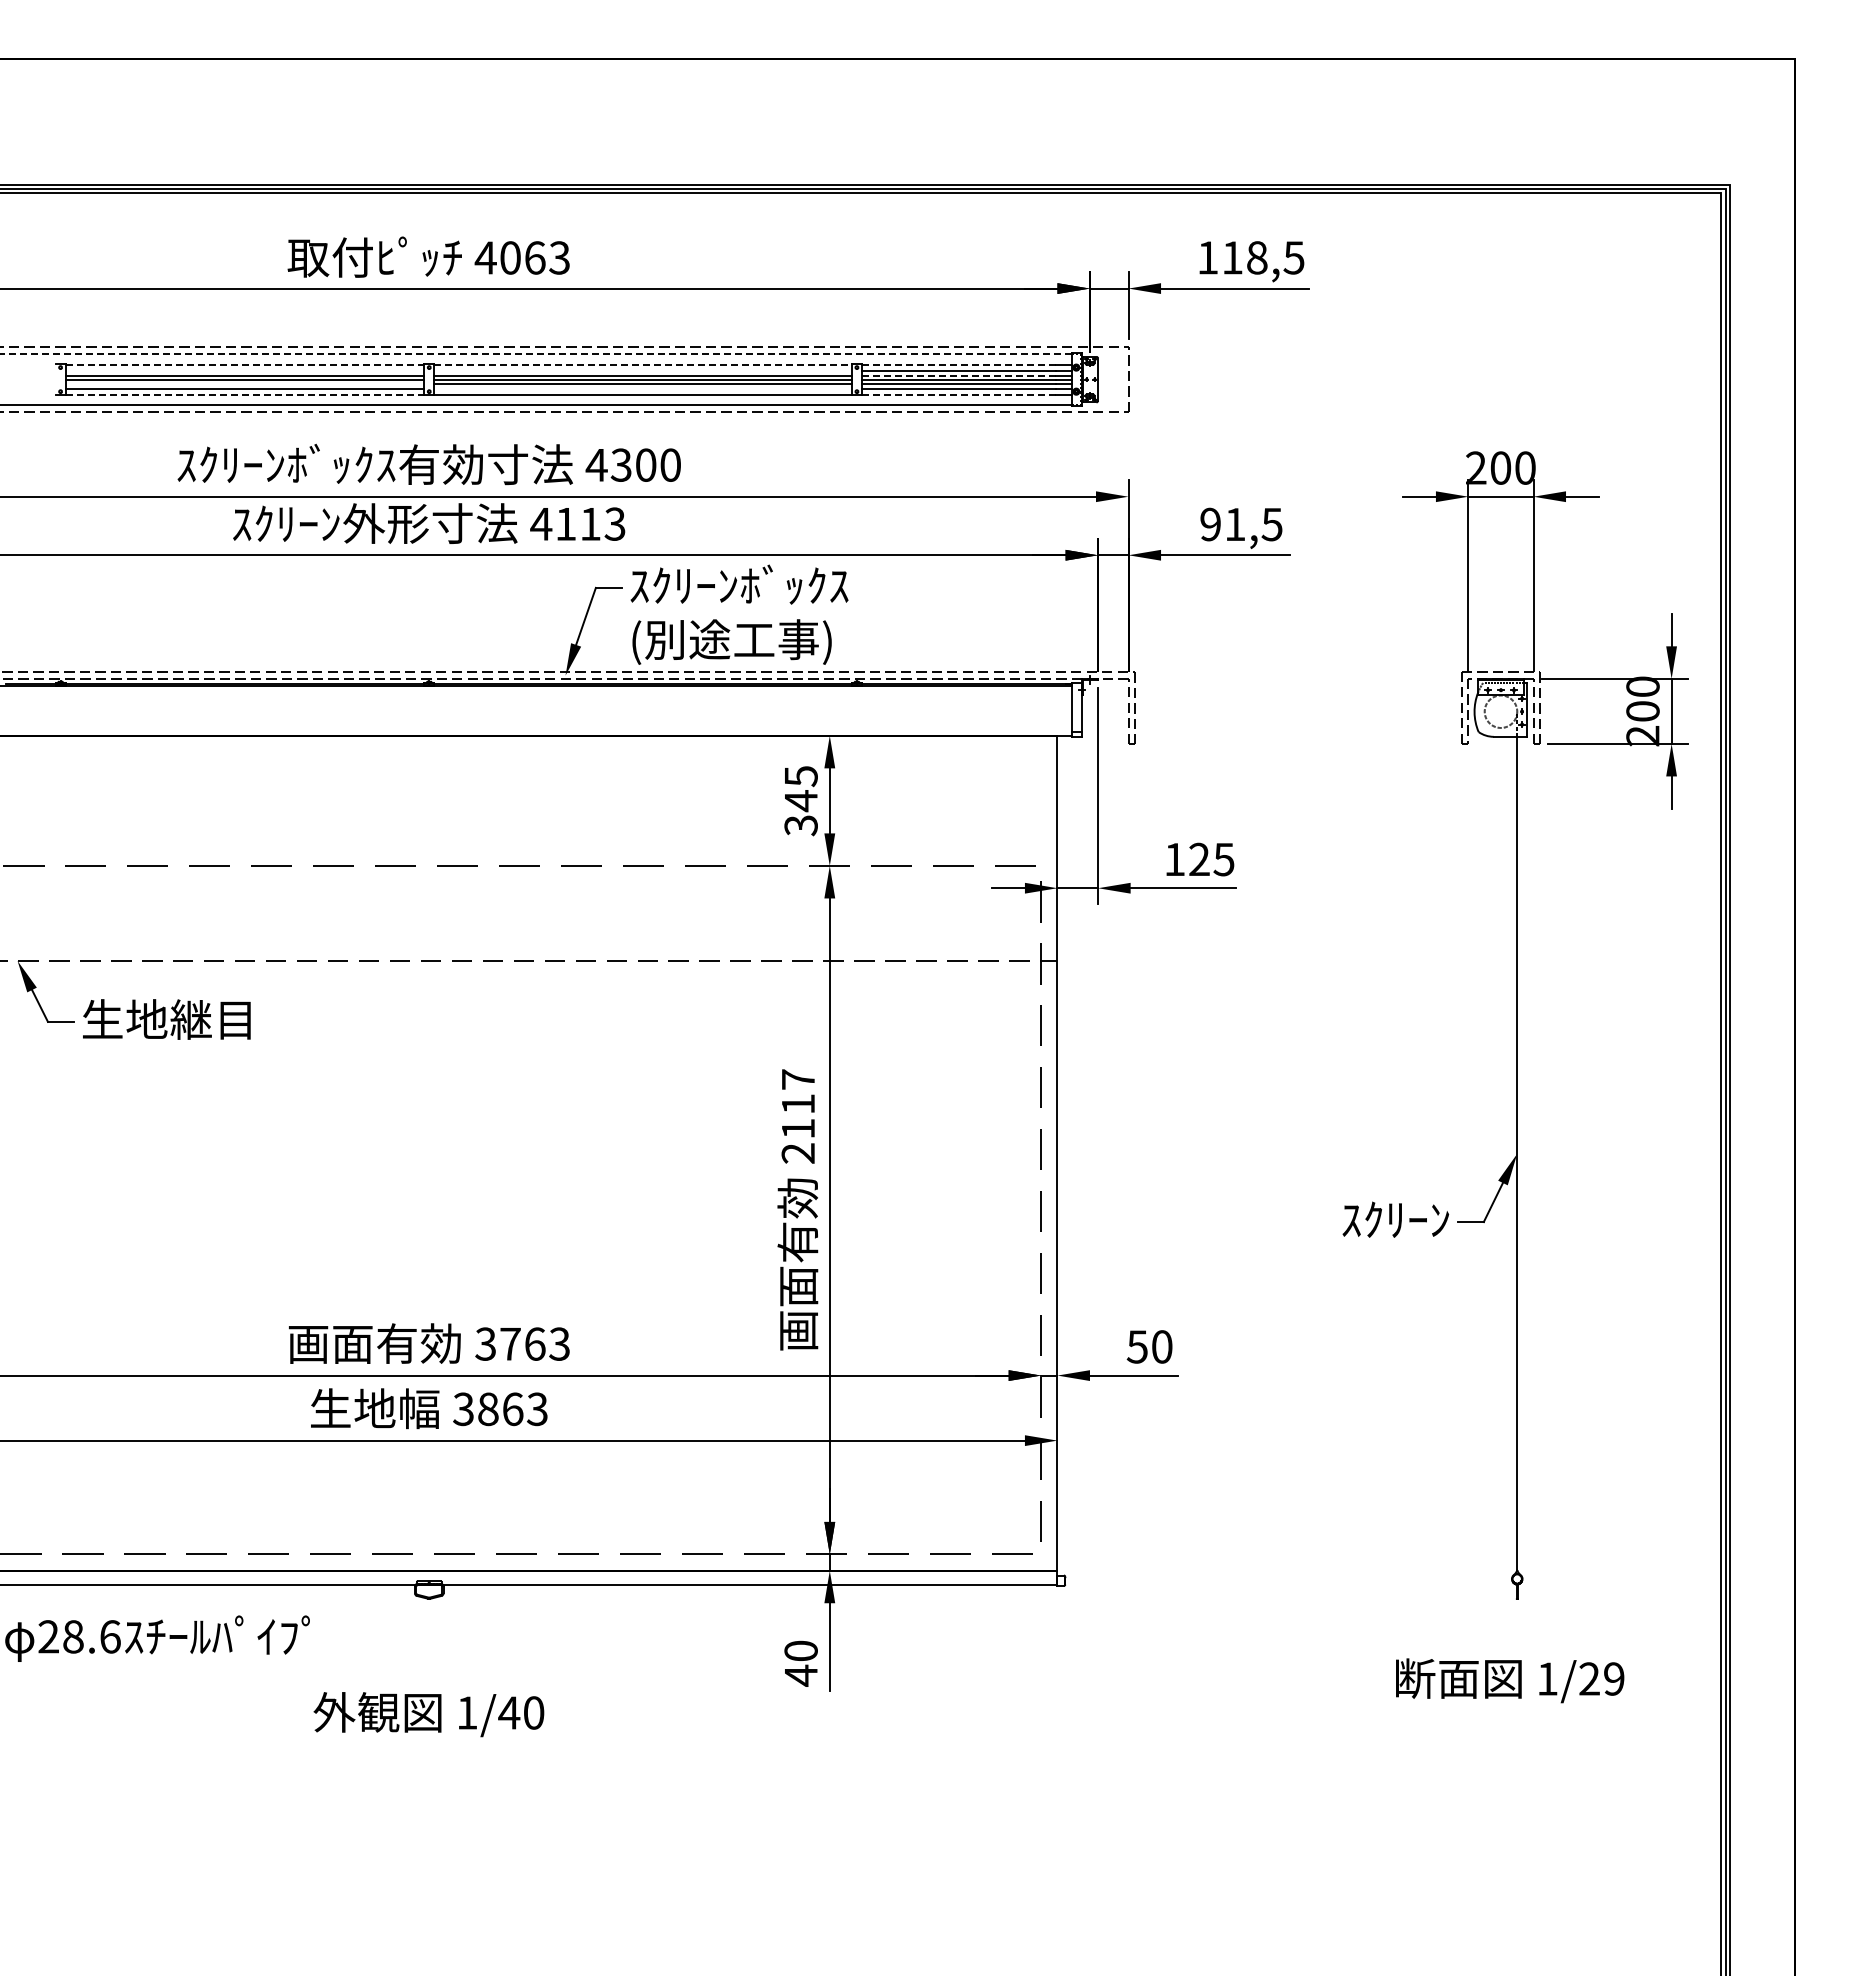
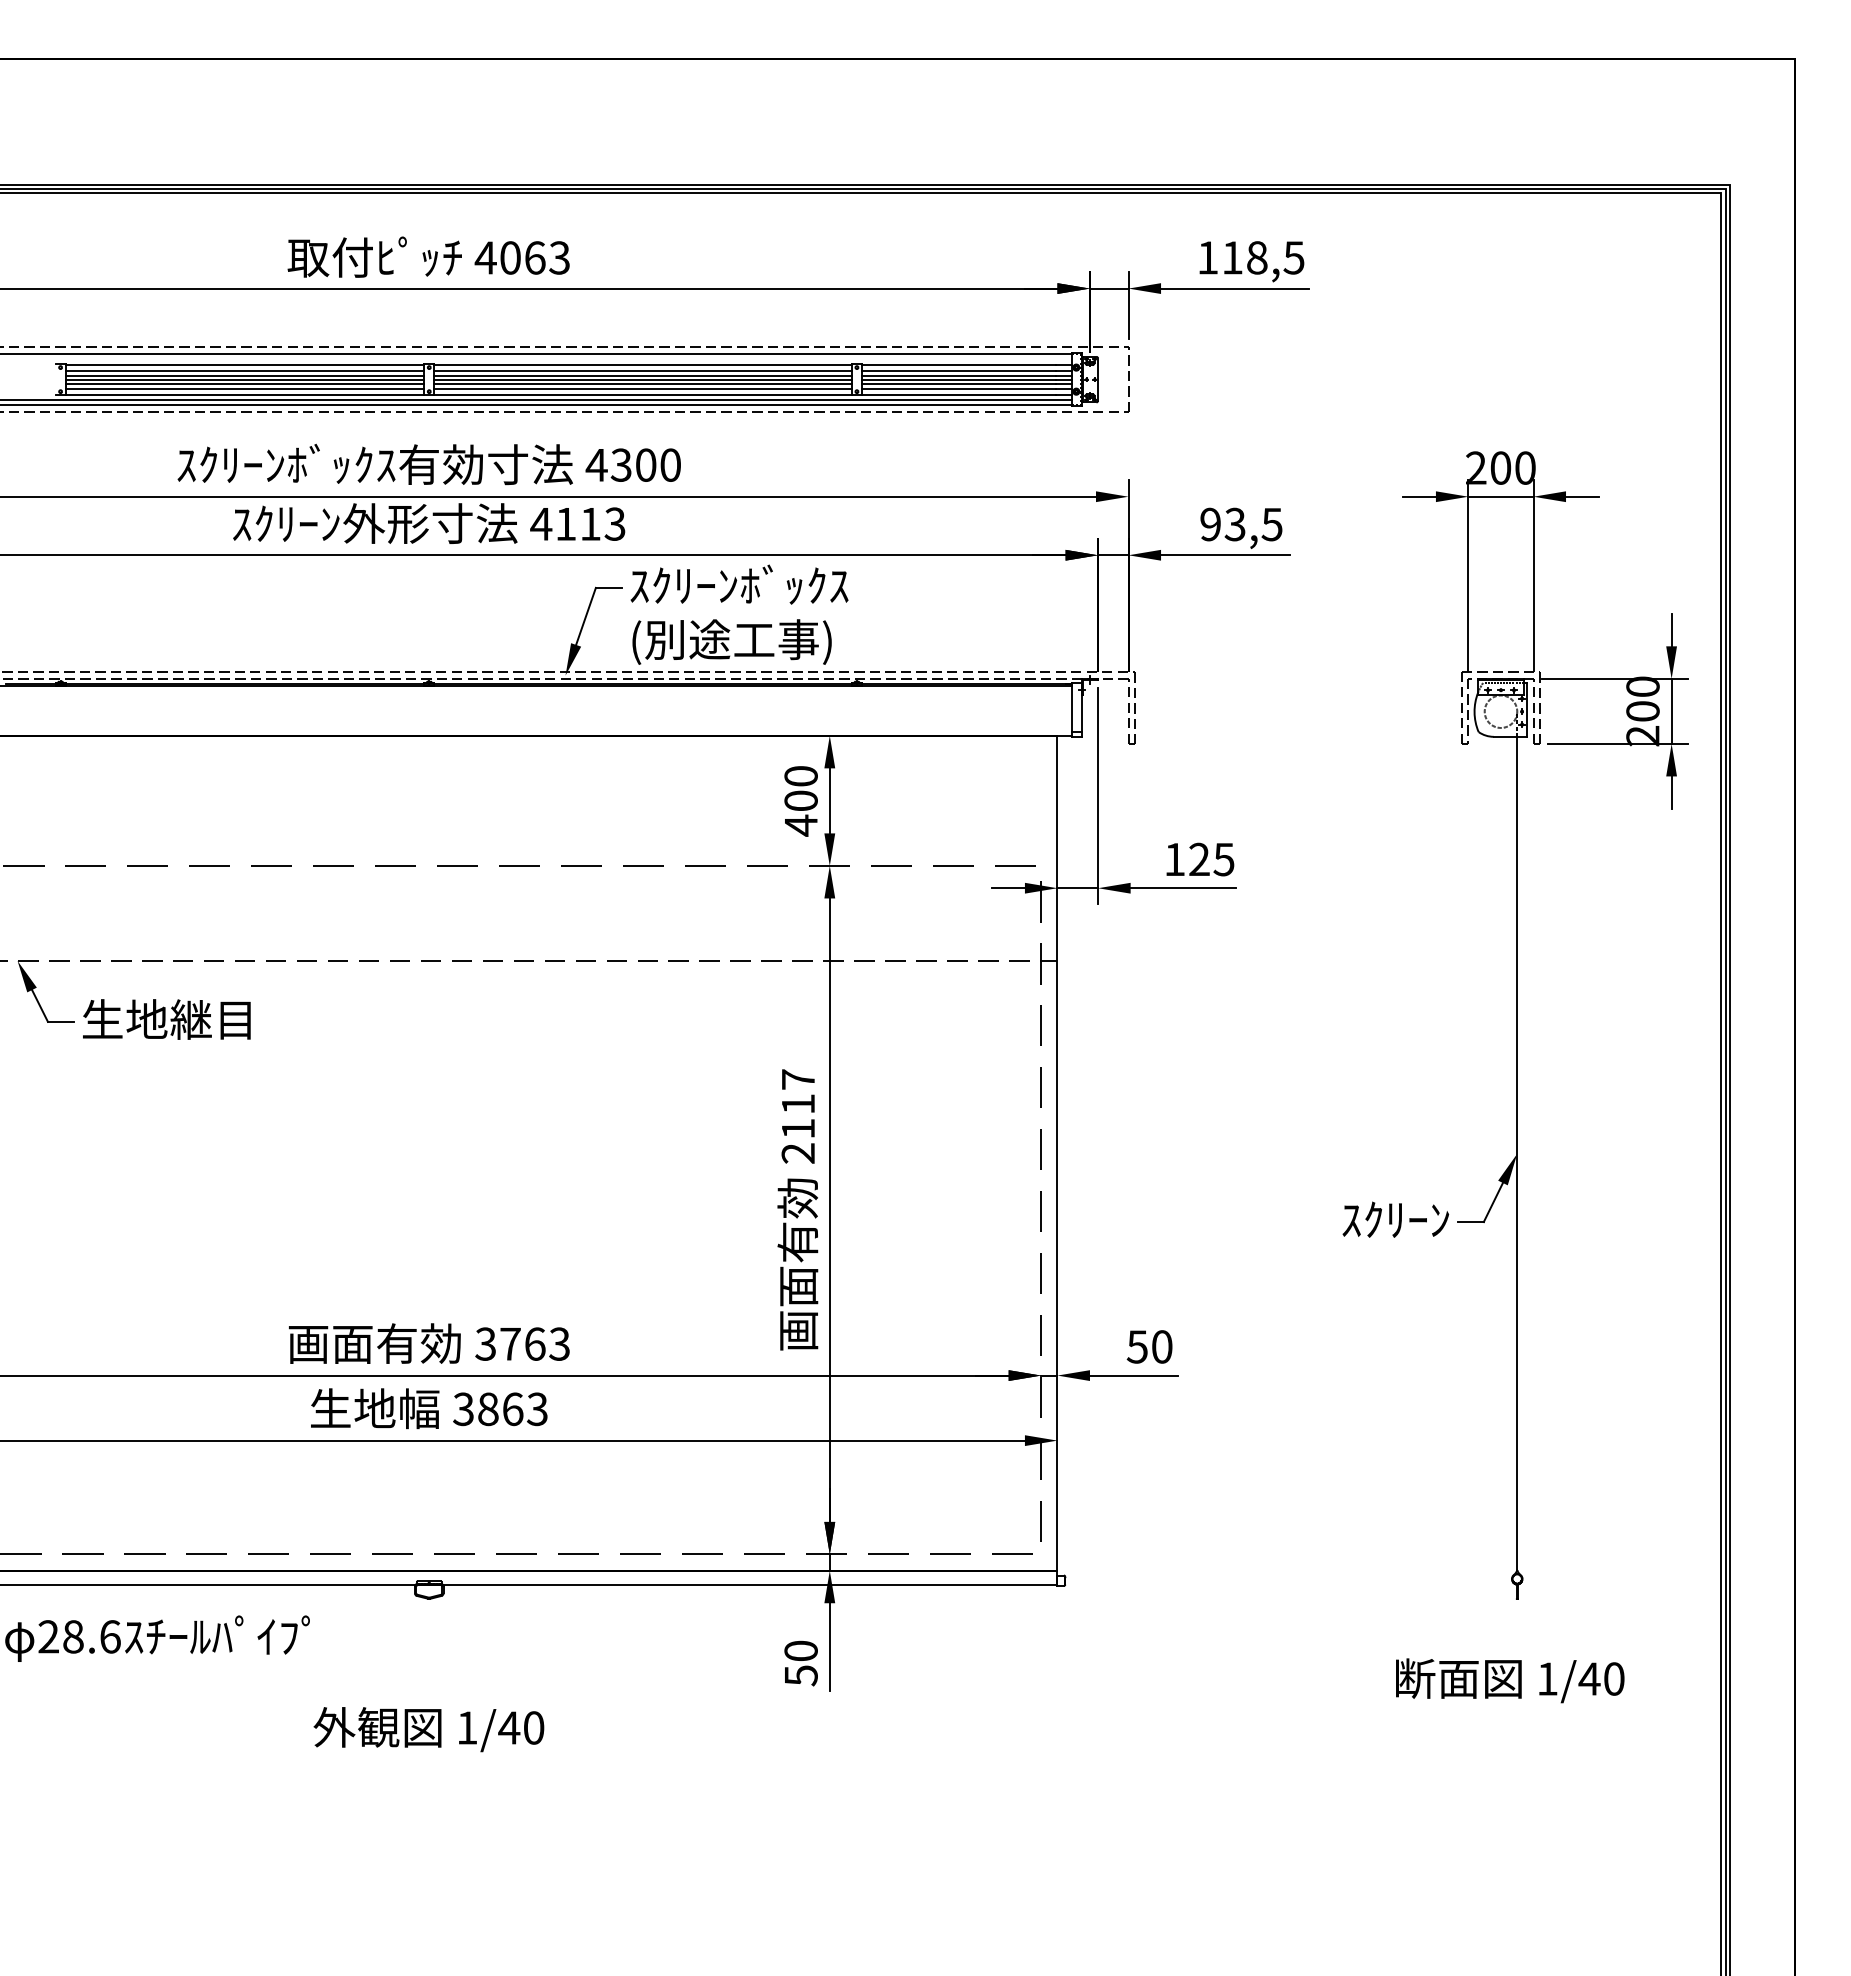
line: dashed -> solid (536, 354)
line: dashed -> solid (245, 364)
line: dashed -> solid (643, 364)
line: dashed -> solid (958, 364)
line: none -> present (244, 370)
line: none -> present (643, 370)
line: dashed -> solid (958, 375)
line: none -> present (244, 383)
line: none -> present (643, 388)
line: dashed -> solid (245, 394)
line: dashed -> solid (958, 394)
line: none -> present (537, 399)
text: 91,5 -> 93,5 (1234, 524)
text: 345 -> 400 (800, 801)
text: 40 -> 50 (801, 1675)
text: 1/29 -> 1/40 (1601, 1678)
text position: (428, 1714) -> (428, 1729) (428, 1729)
